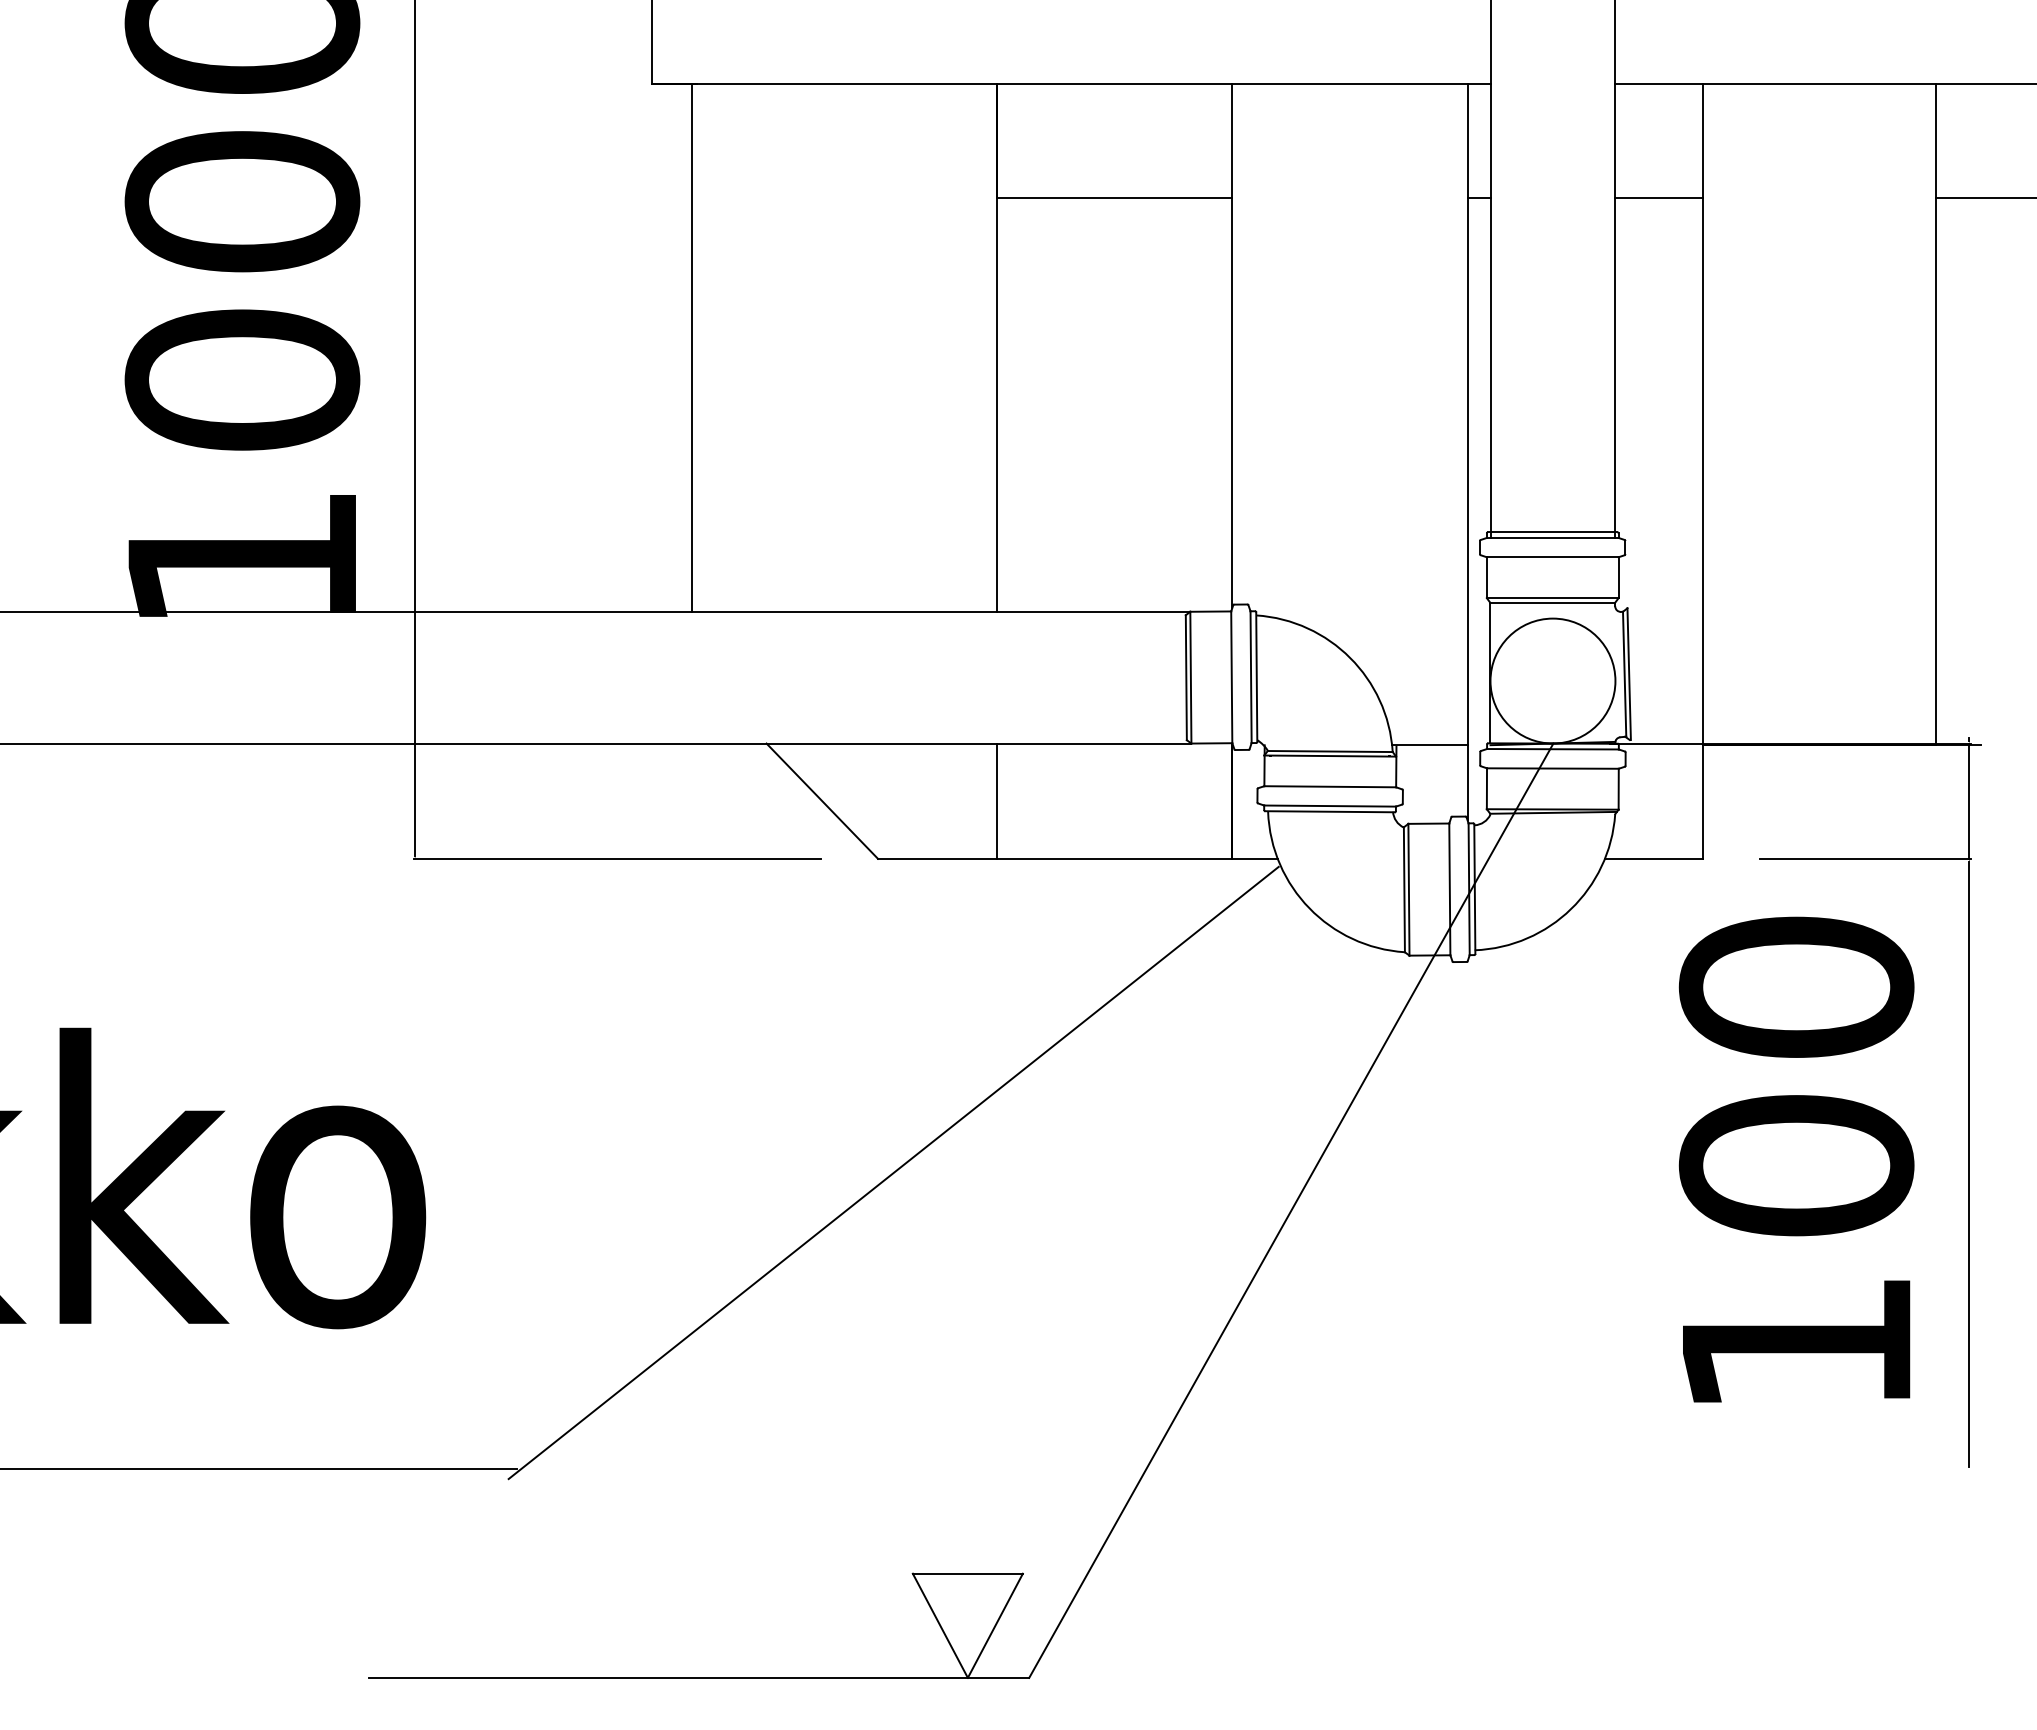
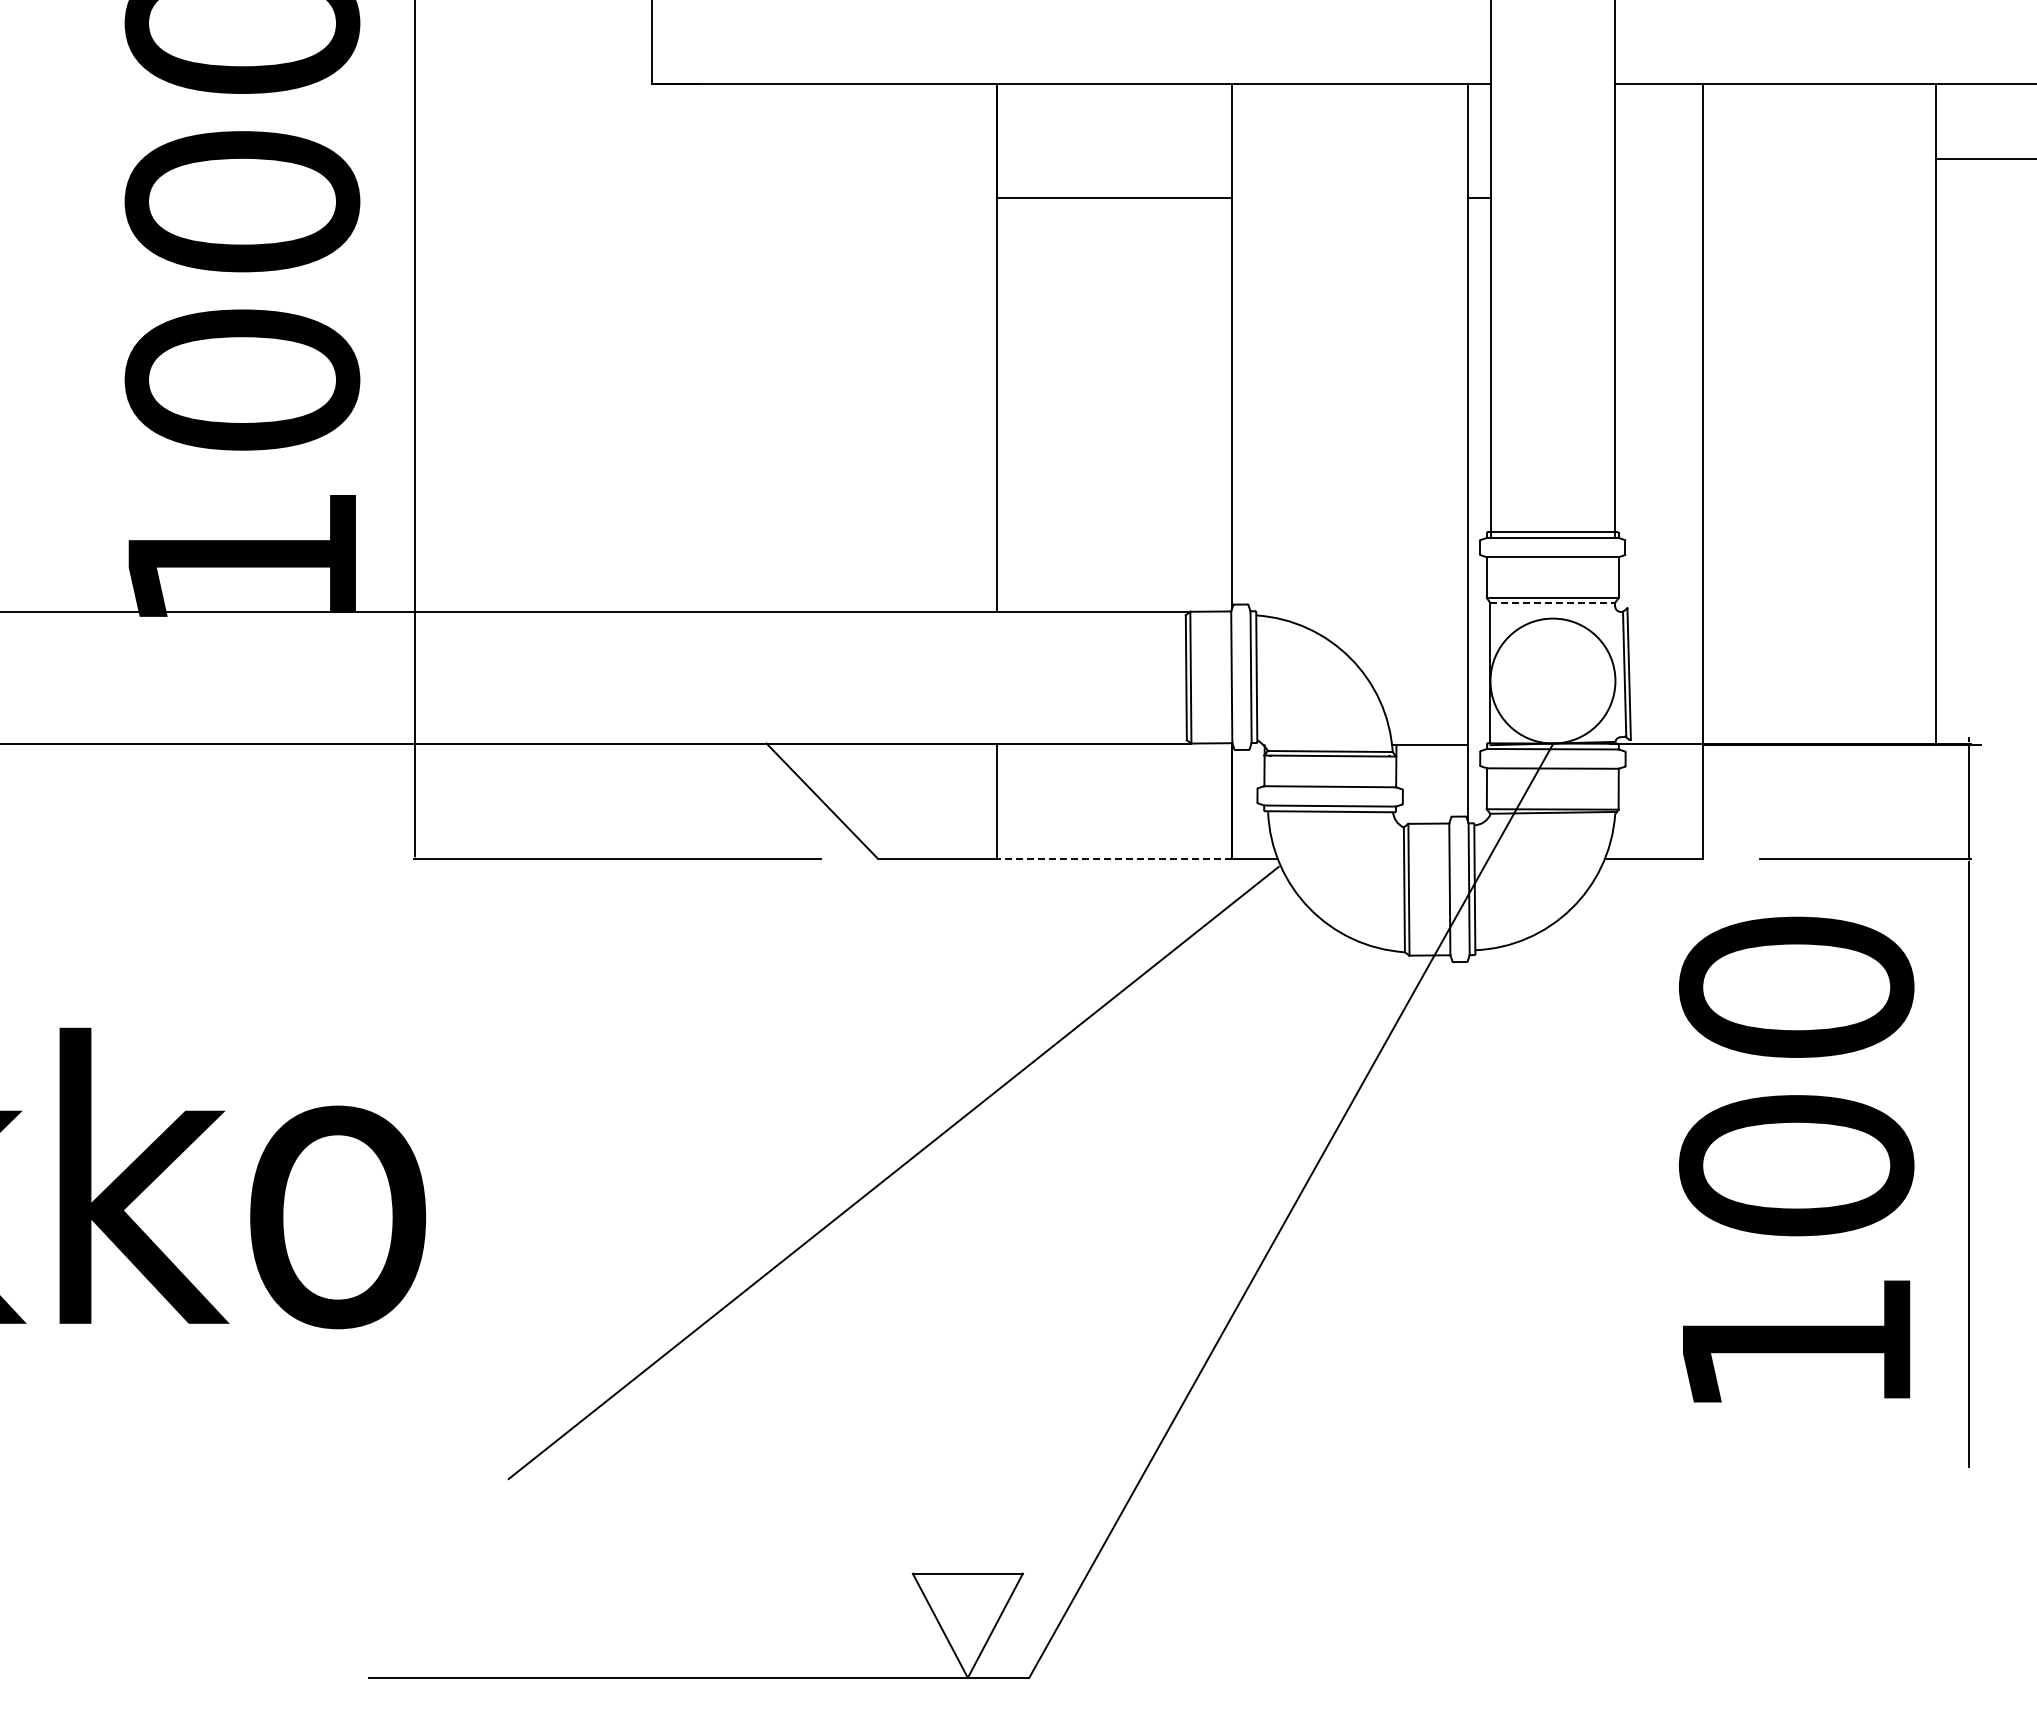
line: present -> none (1658, 197)
line position: (1984, 197) -> (1984, 158) (1984, 158)
line: present -> none (691, 347)
line: solid -> dashed (1553, 602)
line: solid -> dashed (1114, 858)
line: present -> none (259, 1468)
